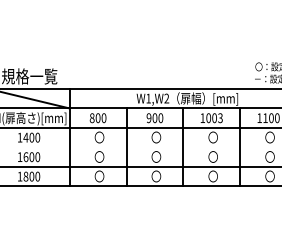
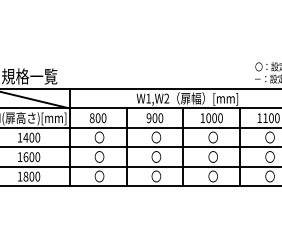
text: 1003 -> 1000 (220, 117)
line: none -> present (140, 147)
